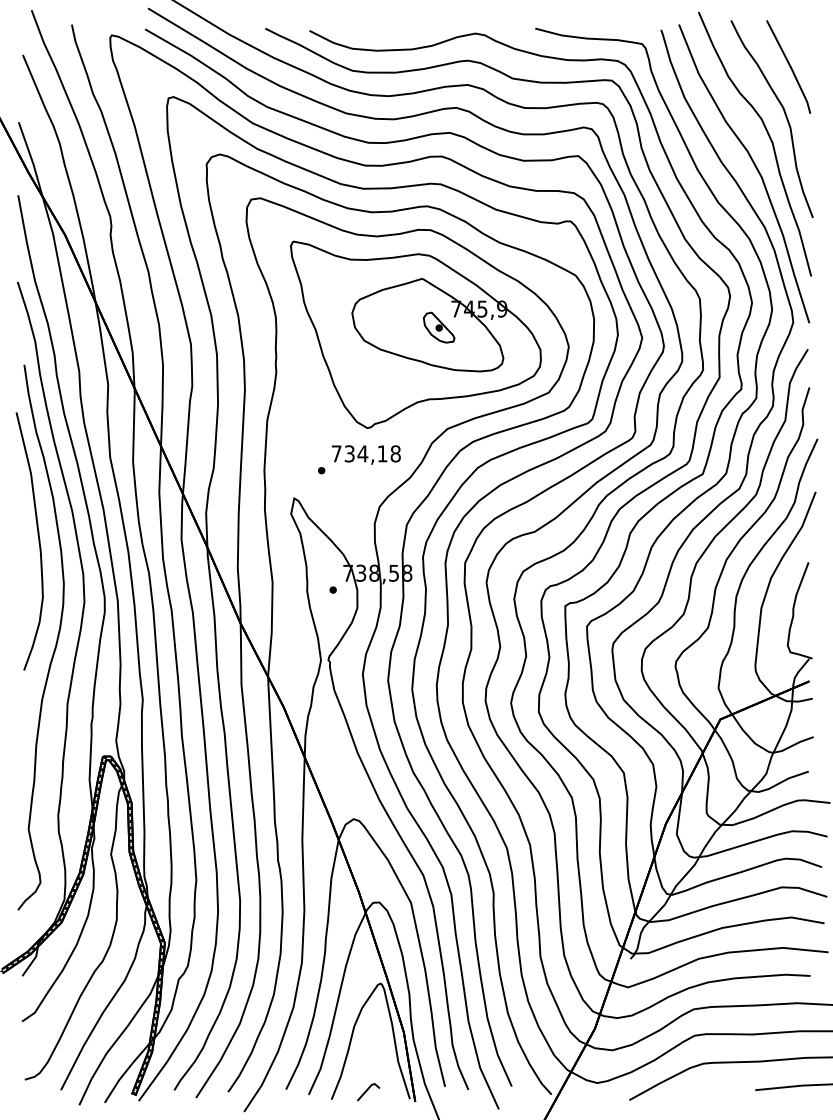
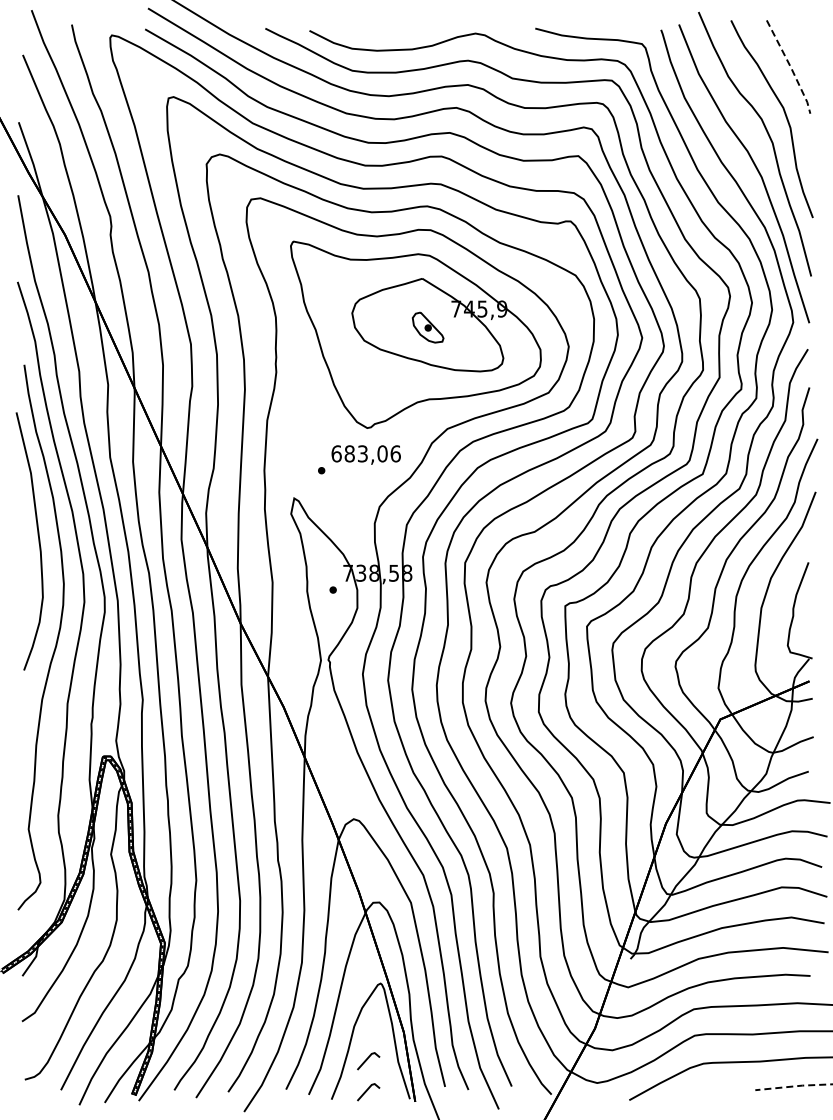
line: solid -> dashed (791, 68)
part position: (438, 327) -> (427, 327) (427, 327)
text: 734,18 -> 683,06 (365, 453)
line: none -> present (367, 1060)
line: solid -> dashed (793, 1086)
